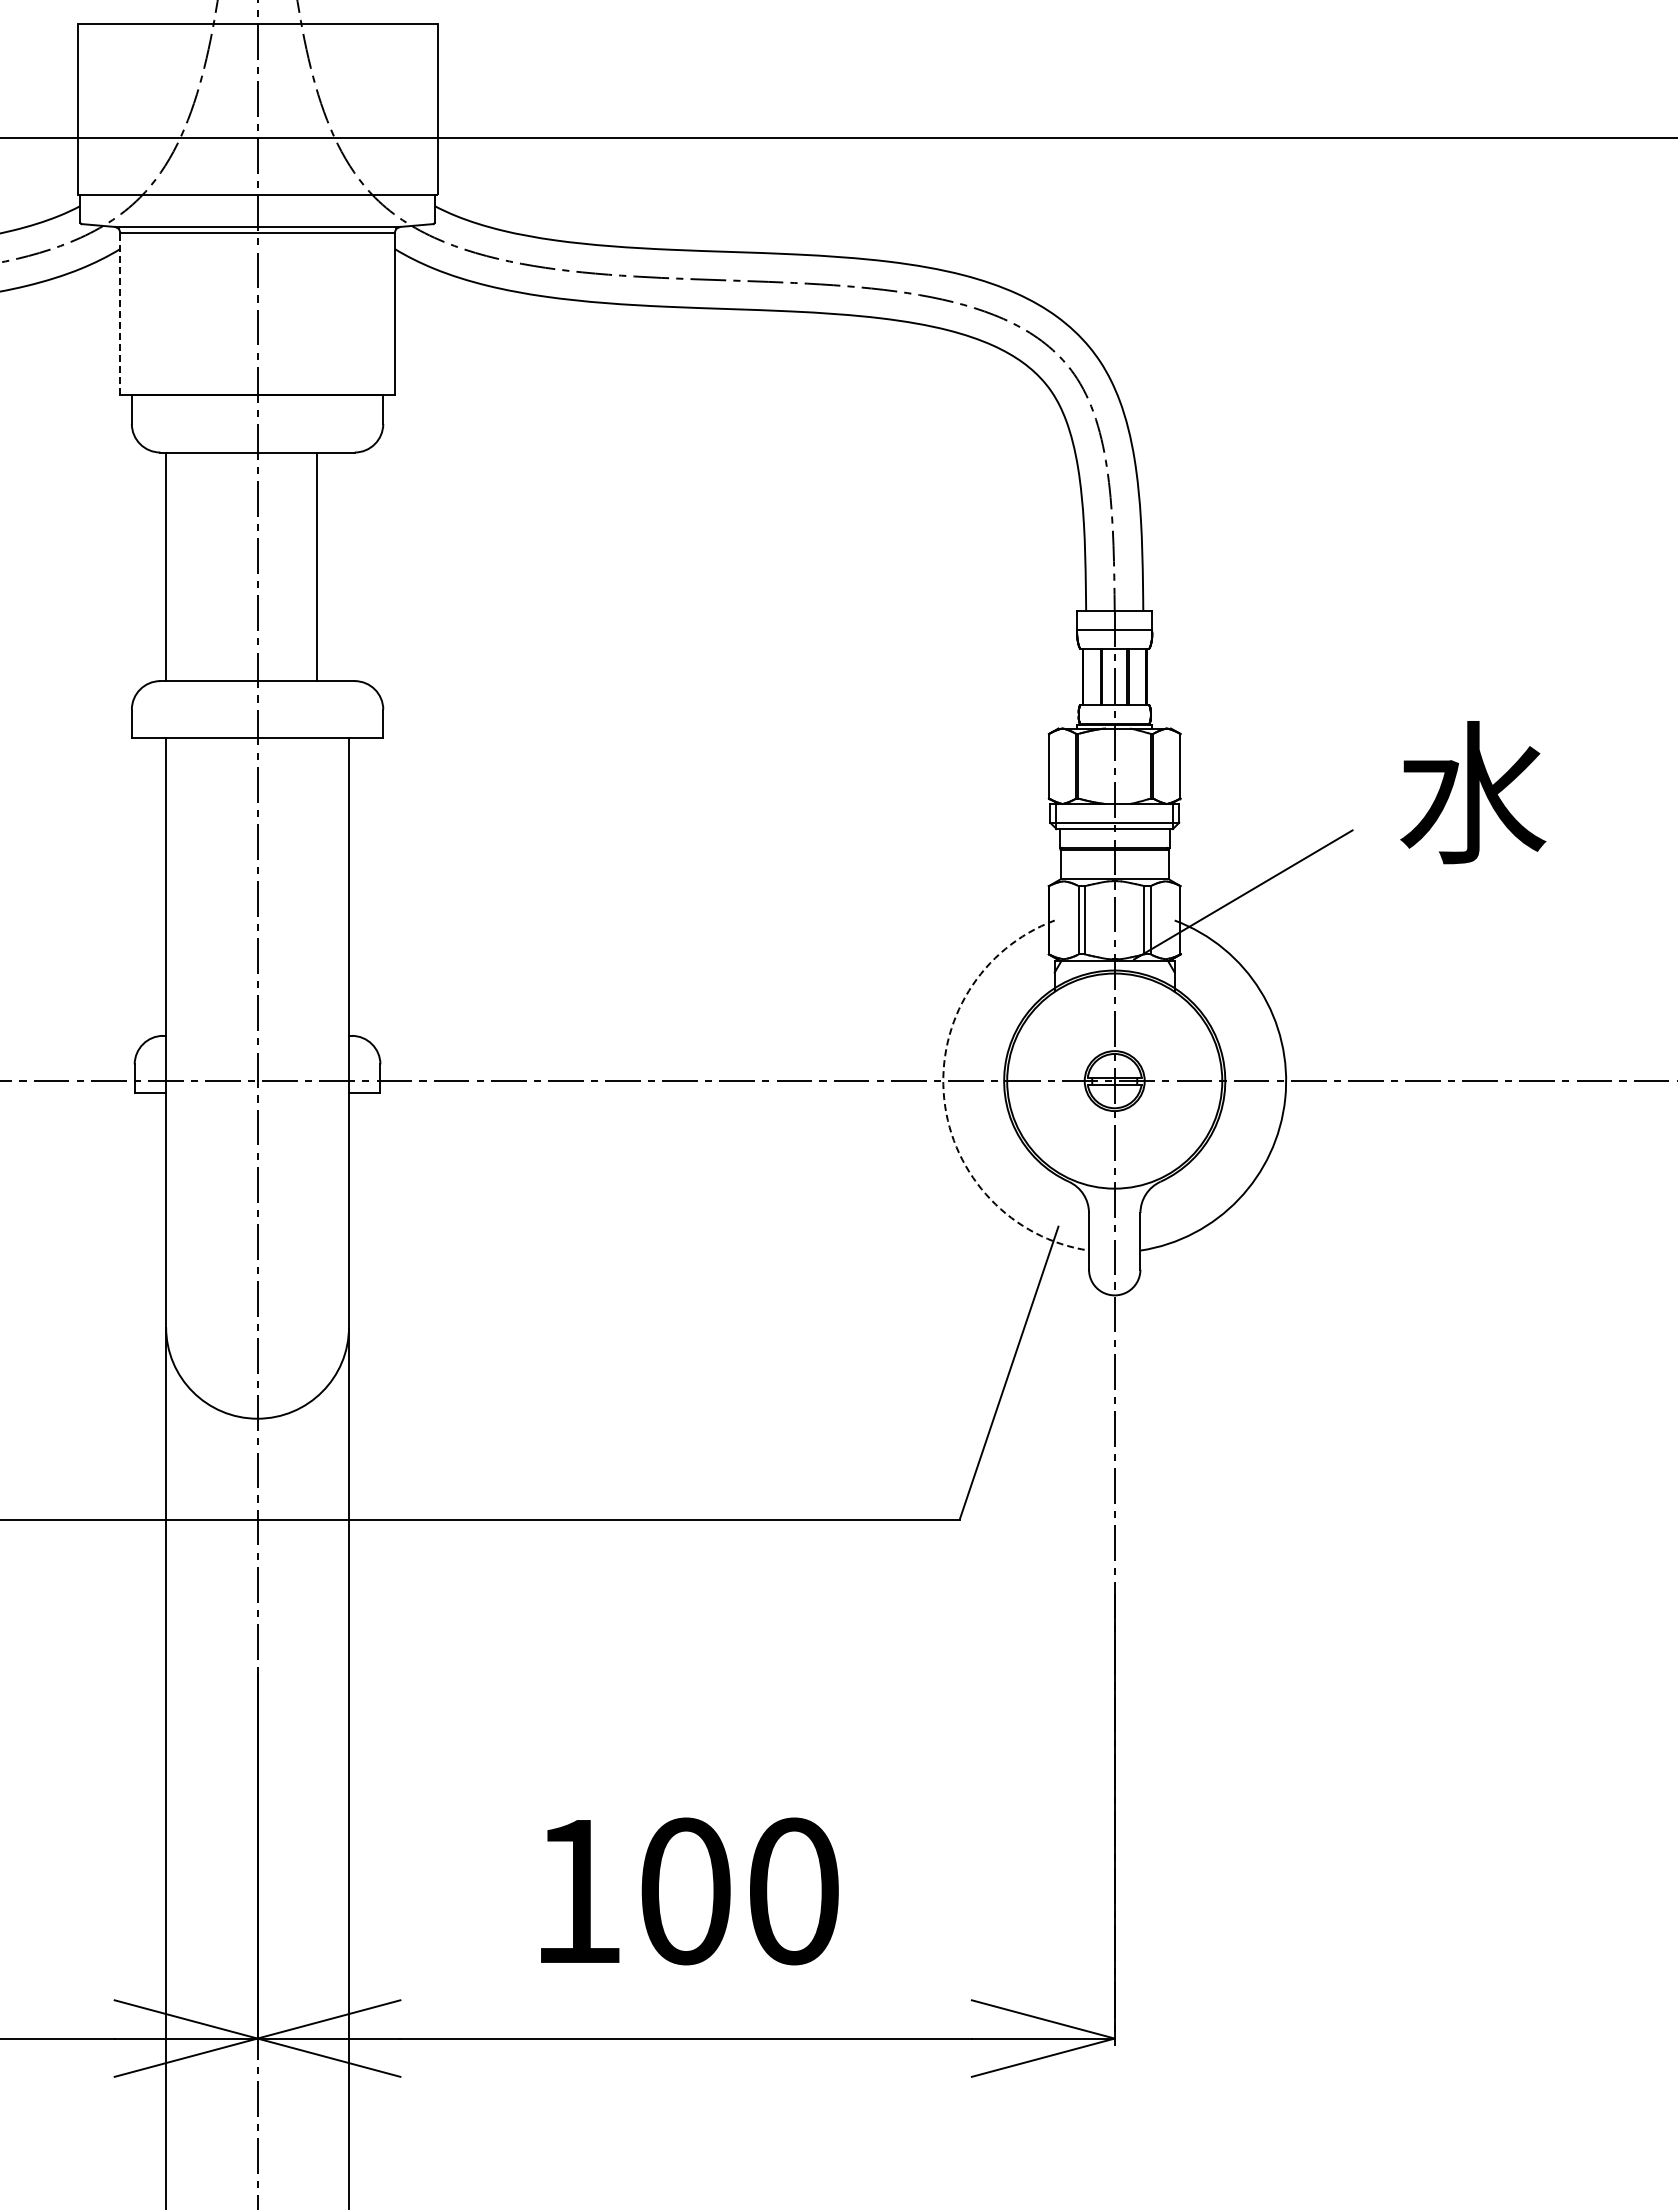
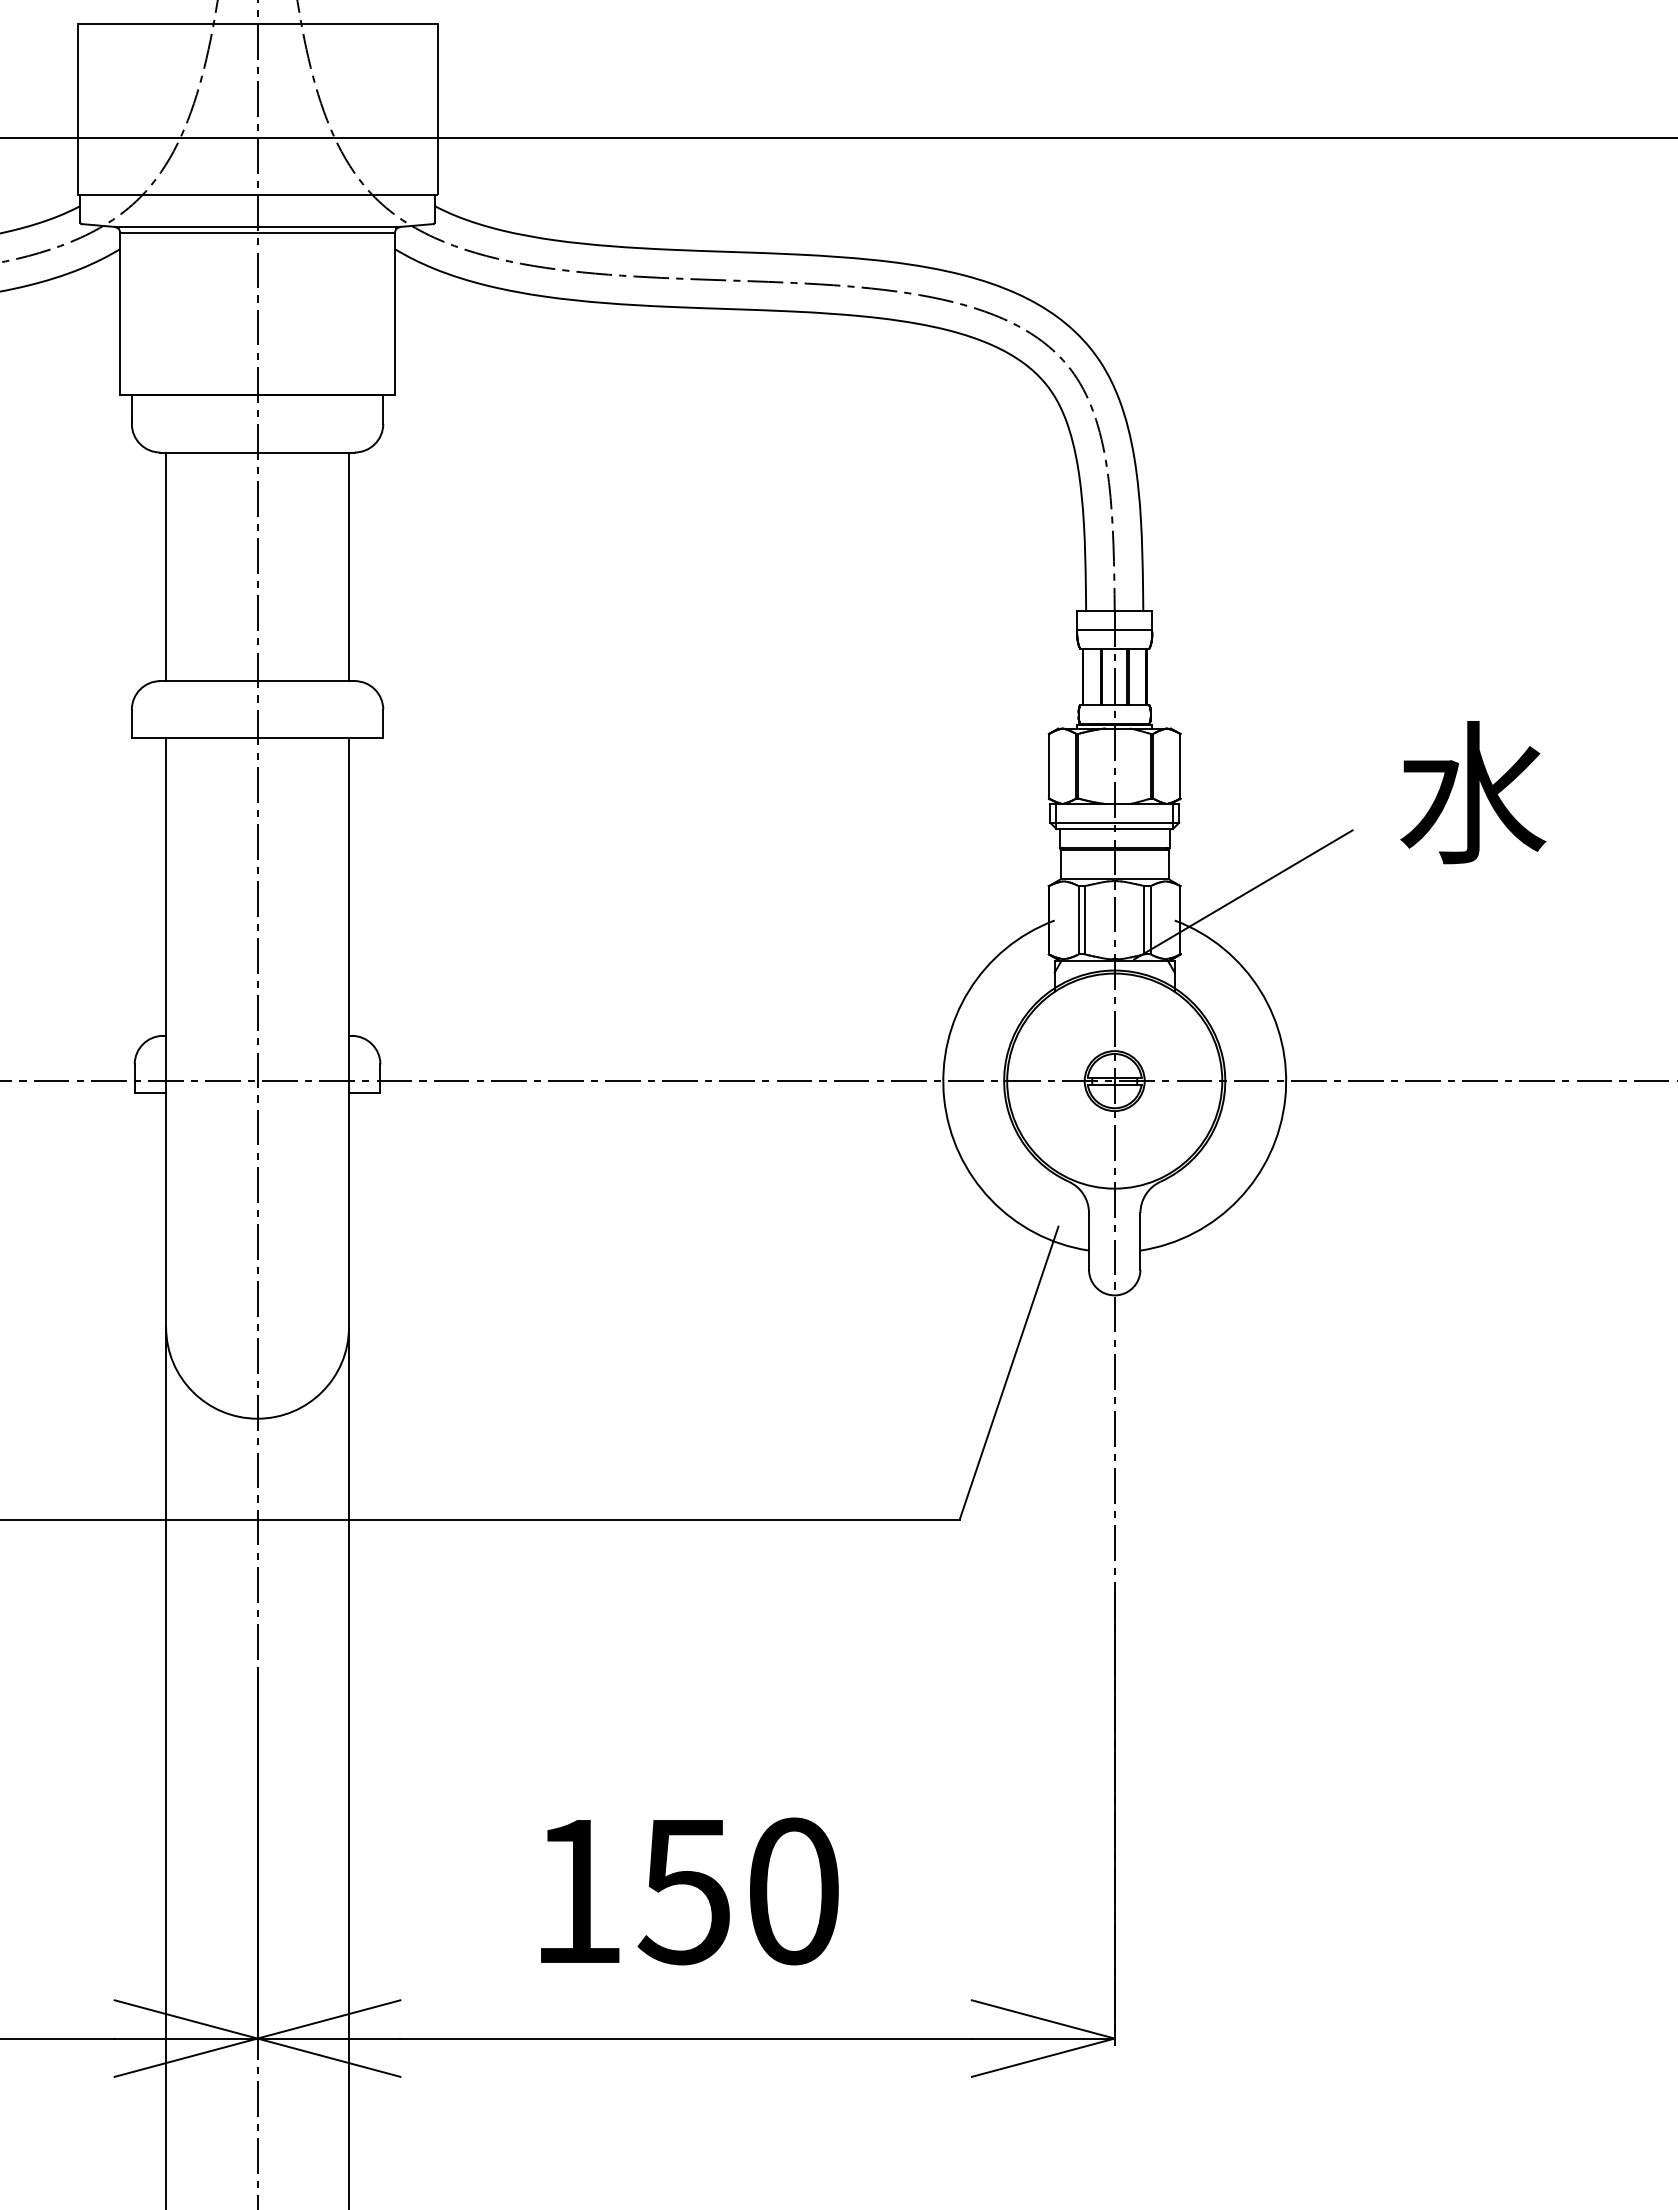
line: dashed -> solid (120, 313)
line position: (316, 566) -> (348, 566) (348, 566)
arc: dashed -> solid (944, 1098)
text: 100 -> 150 (683, 1891)
